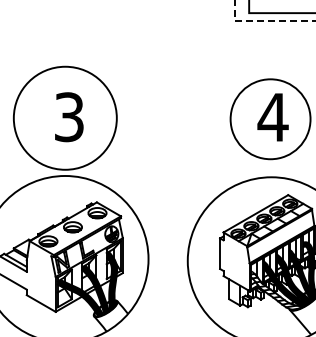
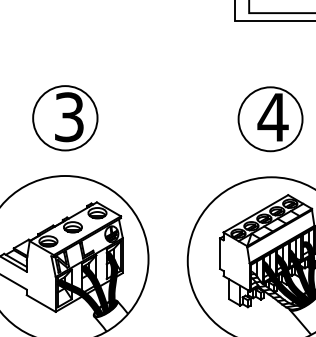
line: dashed -> solid (263, 21)
circle diameter: 103 px -> 64 px (65, 118)
circle diameter: 80 px -> 64 px (270, 119)
